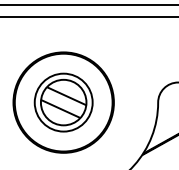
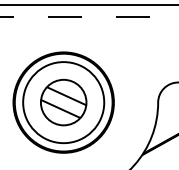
line: solid -> dashed (89, 16)
circle diameter: 58 px -> 81 px (63, 102)
